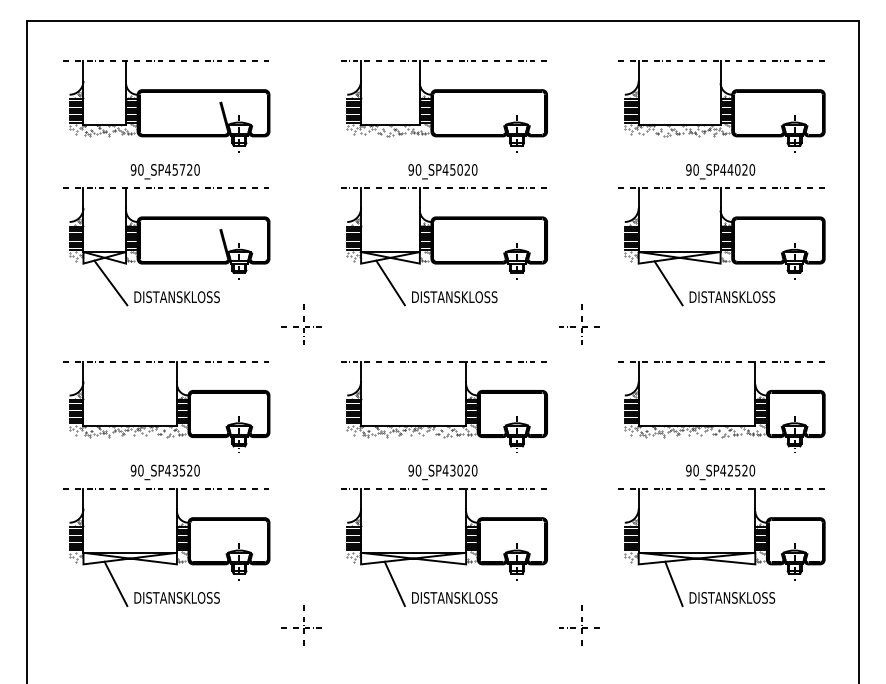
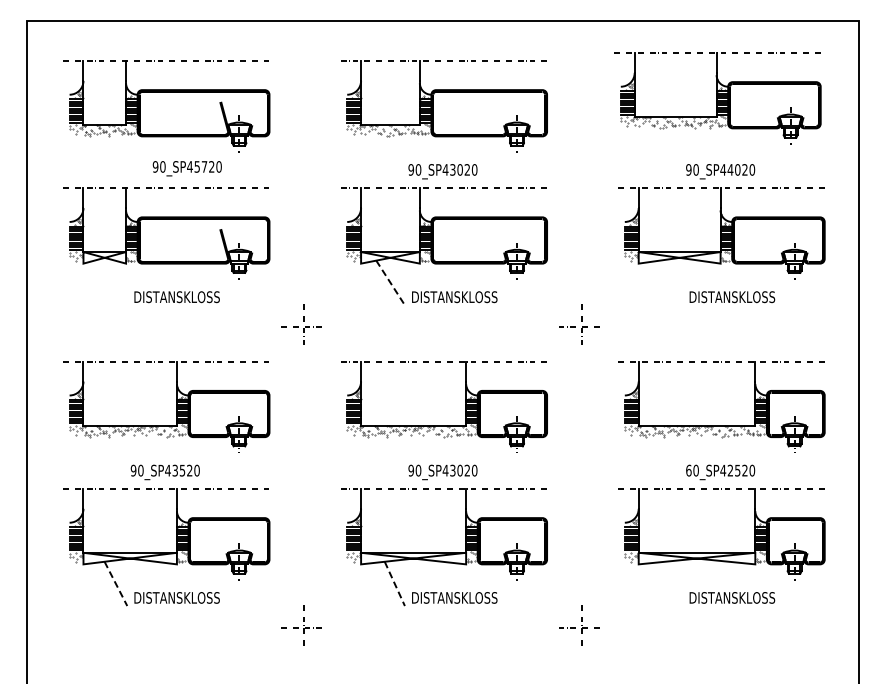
part position: (721, 106) -> (717, 98) (717, 98)
text: 90_SP45020 -> 90_SP43020 (452, 169)
text position: (164, 171) -> (186, 168) (186, 168)
line: present -> none (110, 282)
line: solid -> dashed (390, 282)
line: present -> none (668, 283)
text: 90_SP42520 -> 60_SP42520 (688, 470)
line: solid -> dashed (115, 583)
line: present -> none (673, 583)
line: solid -> dashed (395, 584)
